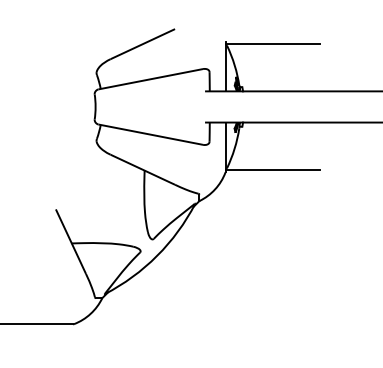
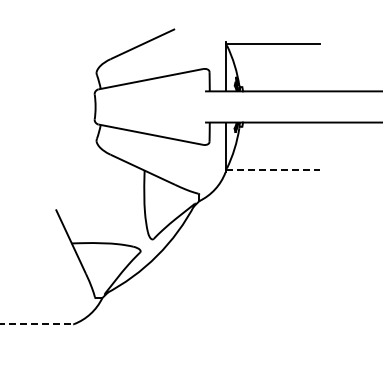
line: solid -> dashed (273, 169)
line: solid -> dashed (37, 324)
